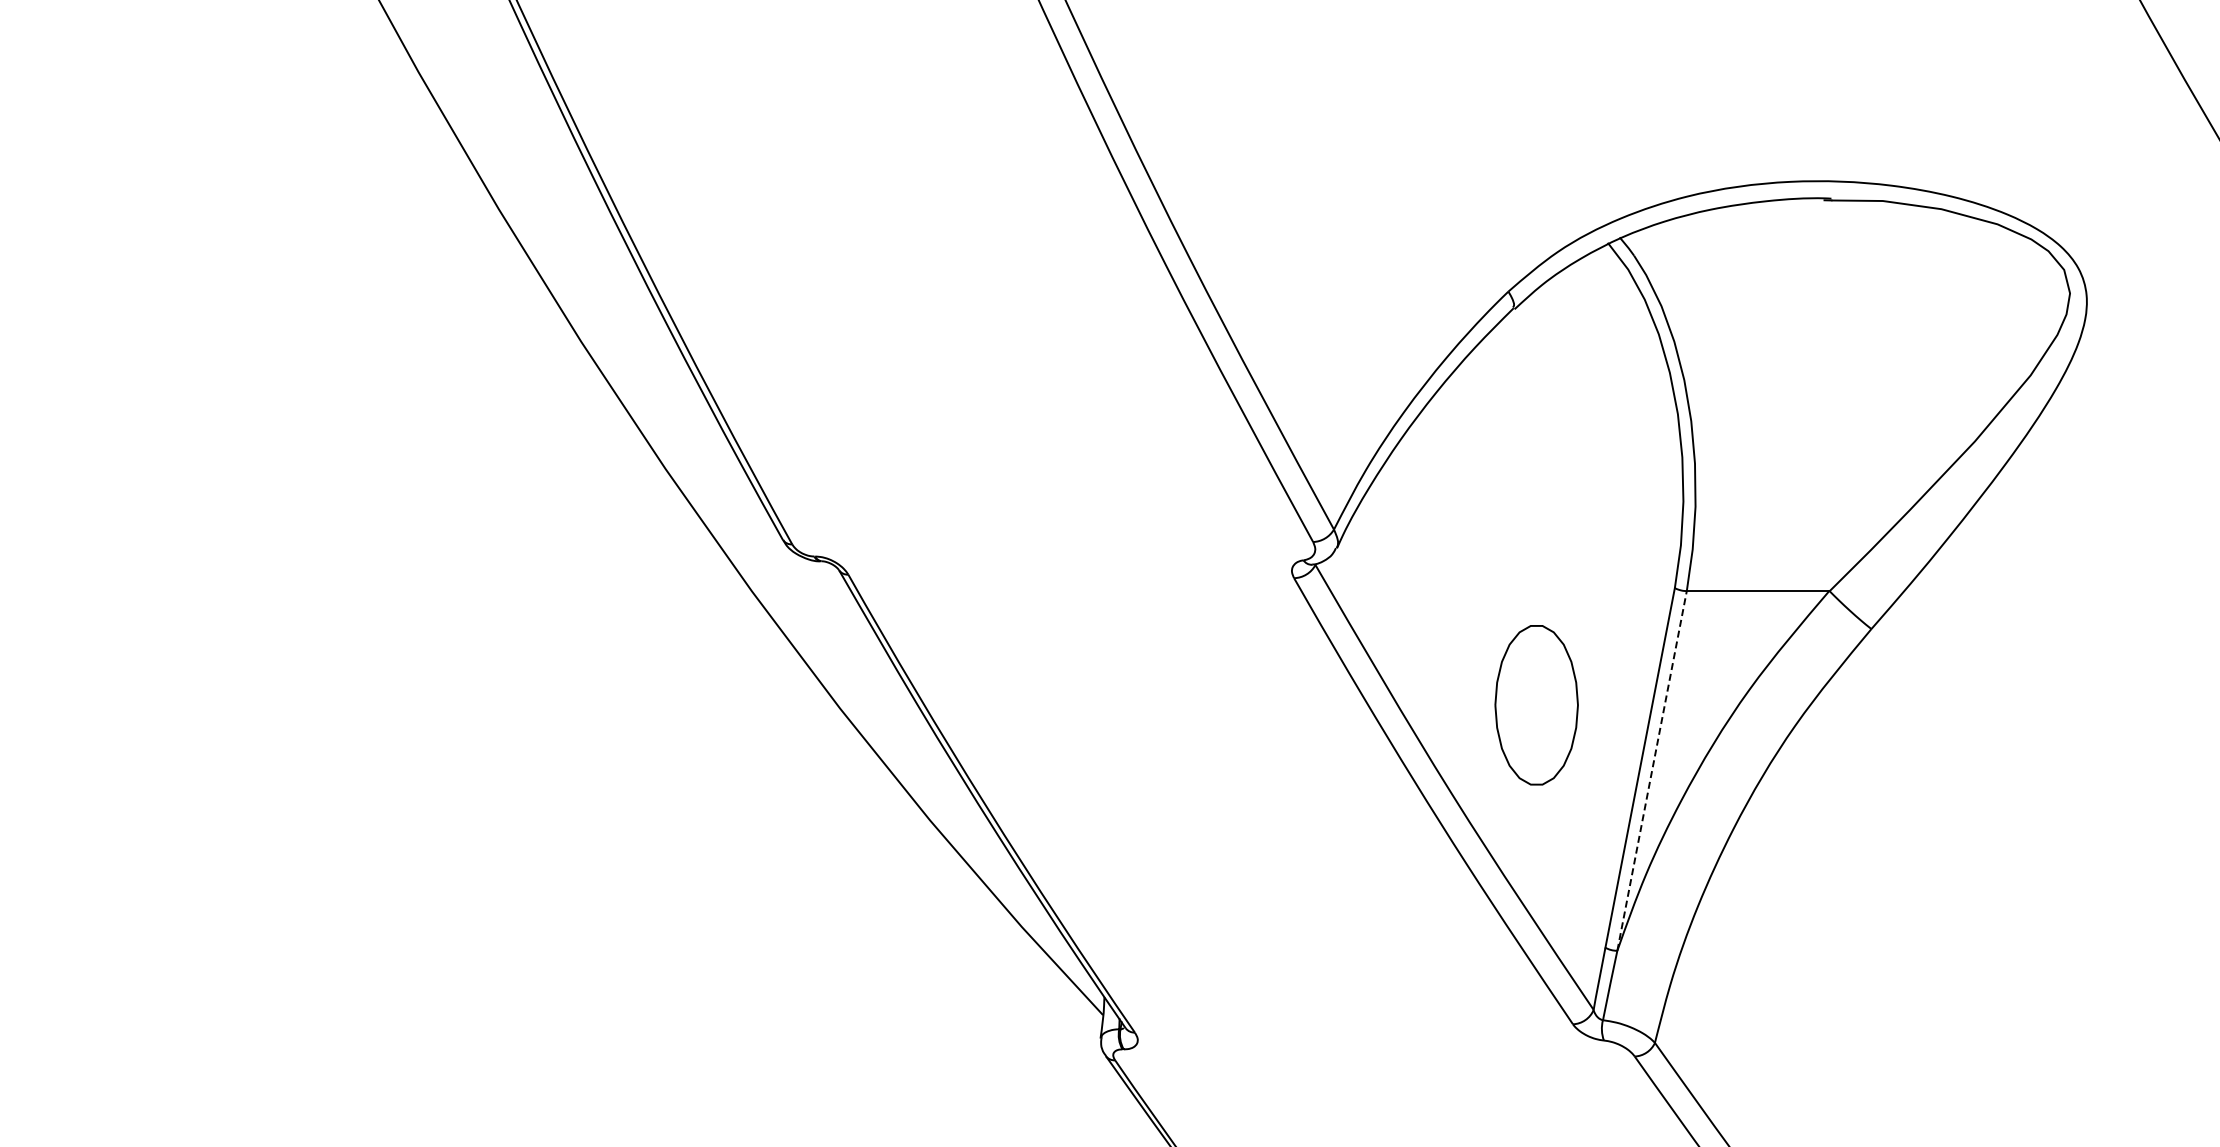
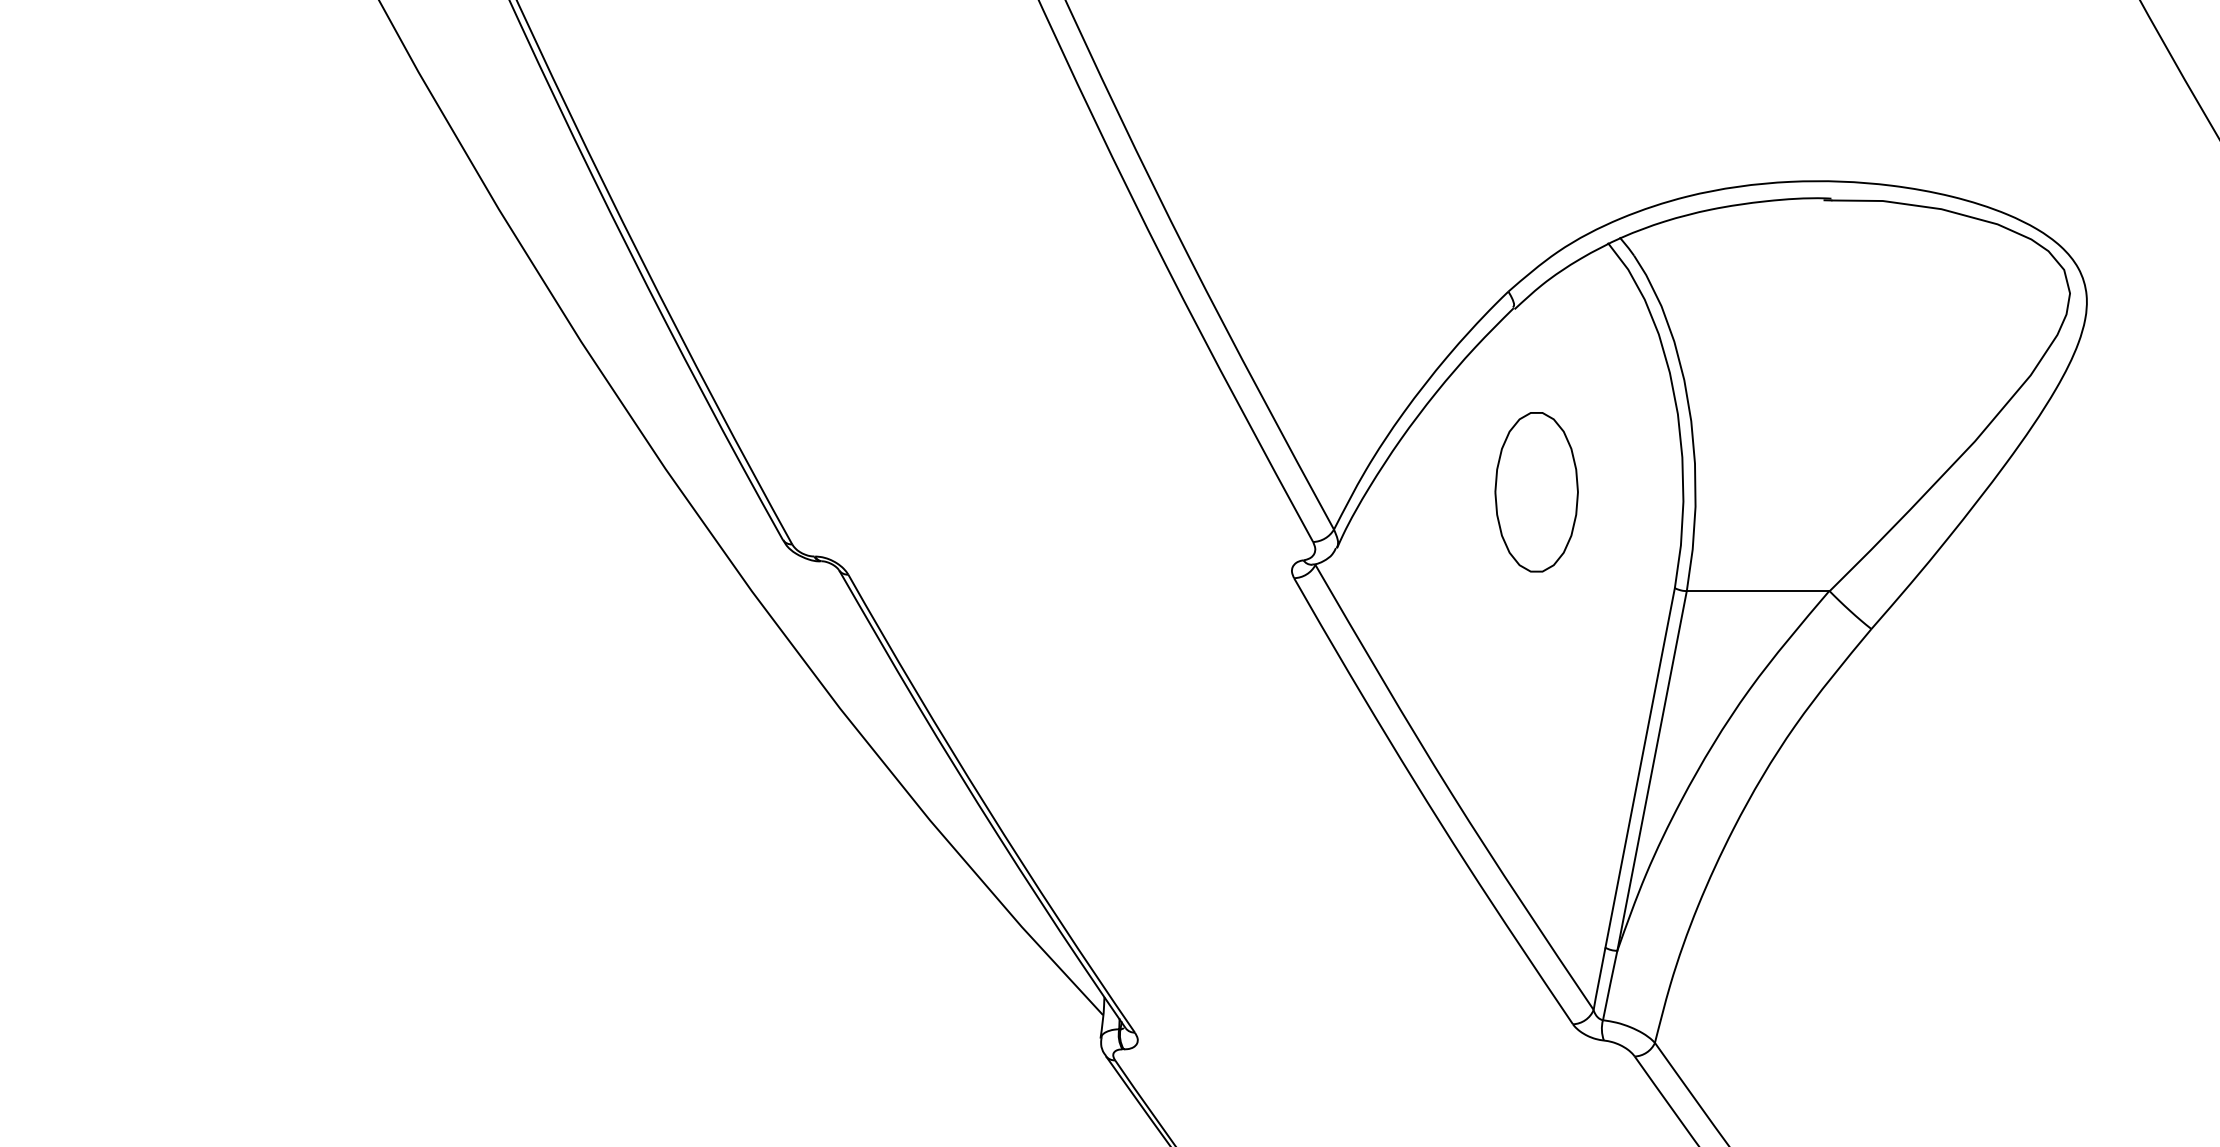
part position: (1536, 705) -> (1536, 492) (1536, 492)
line: dashed -> solid (1652, 770)
